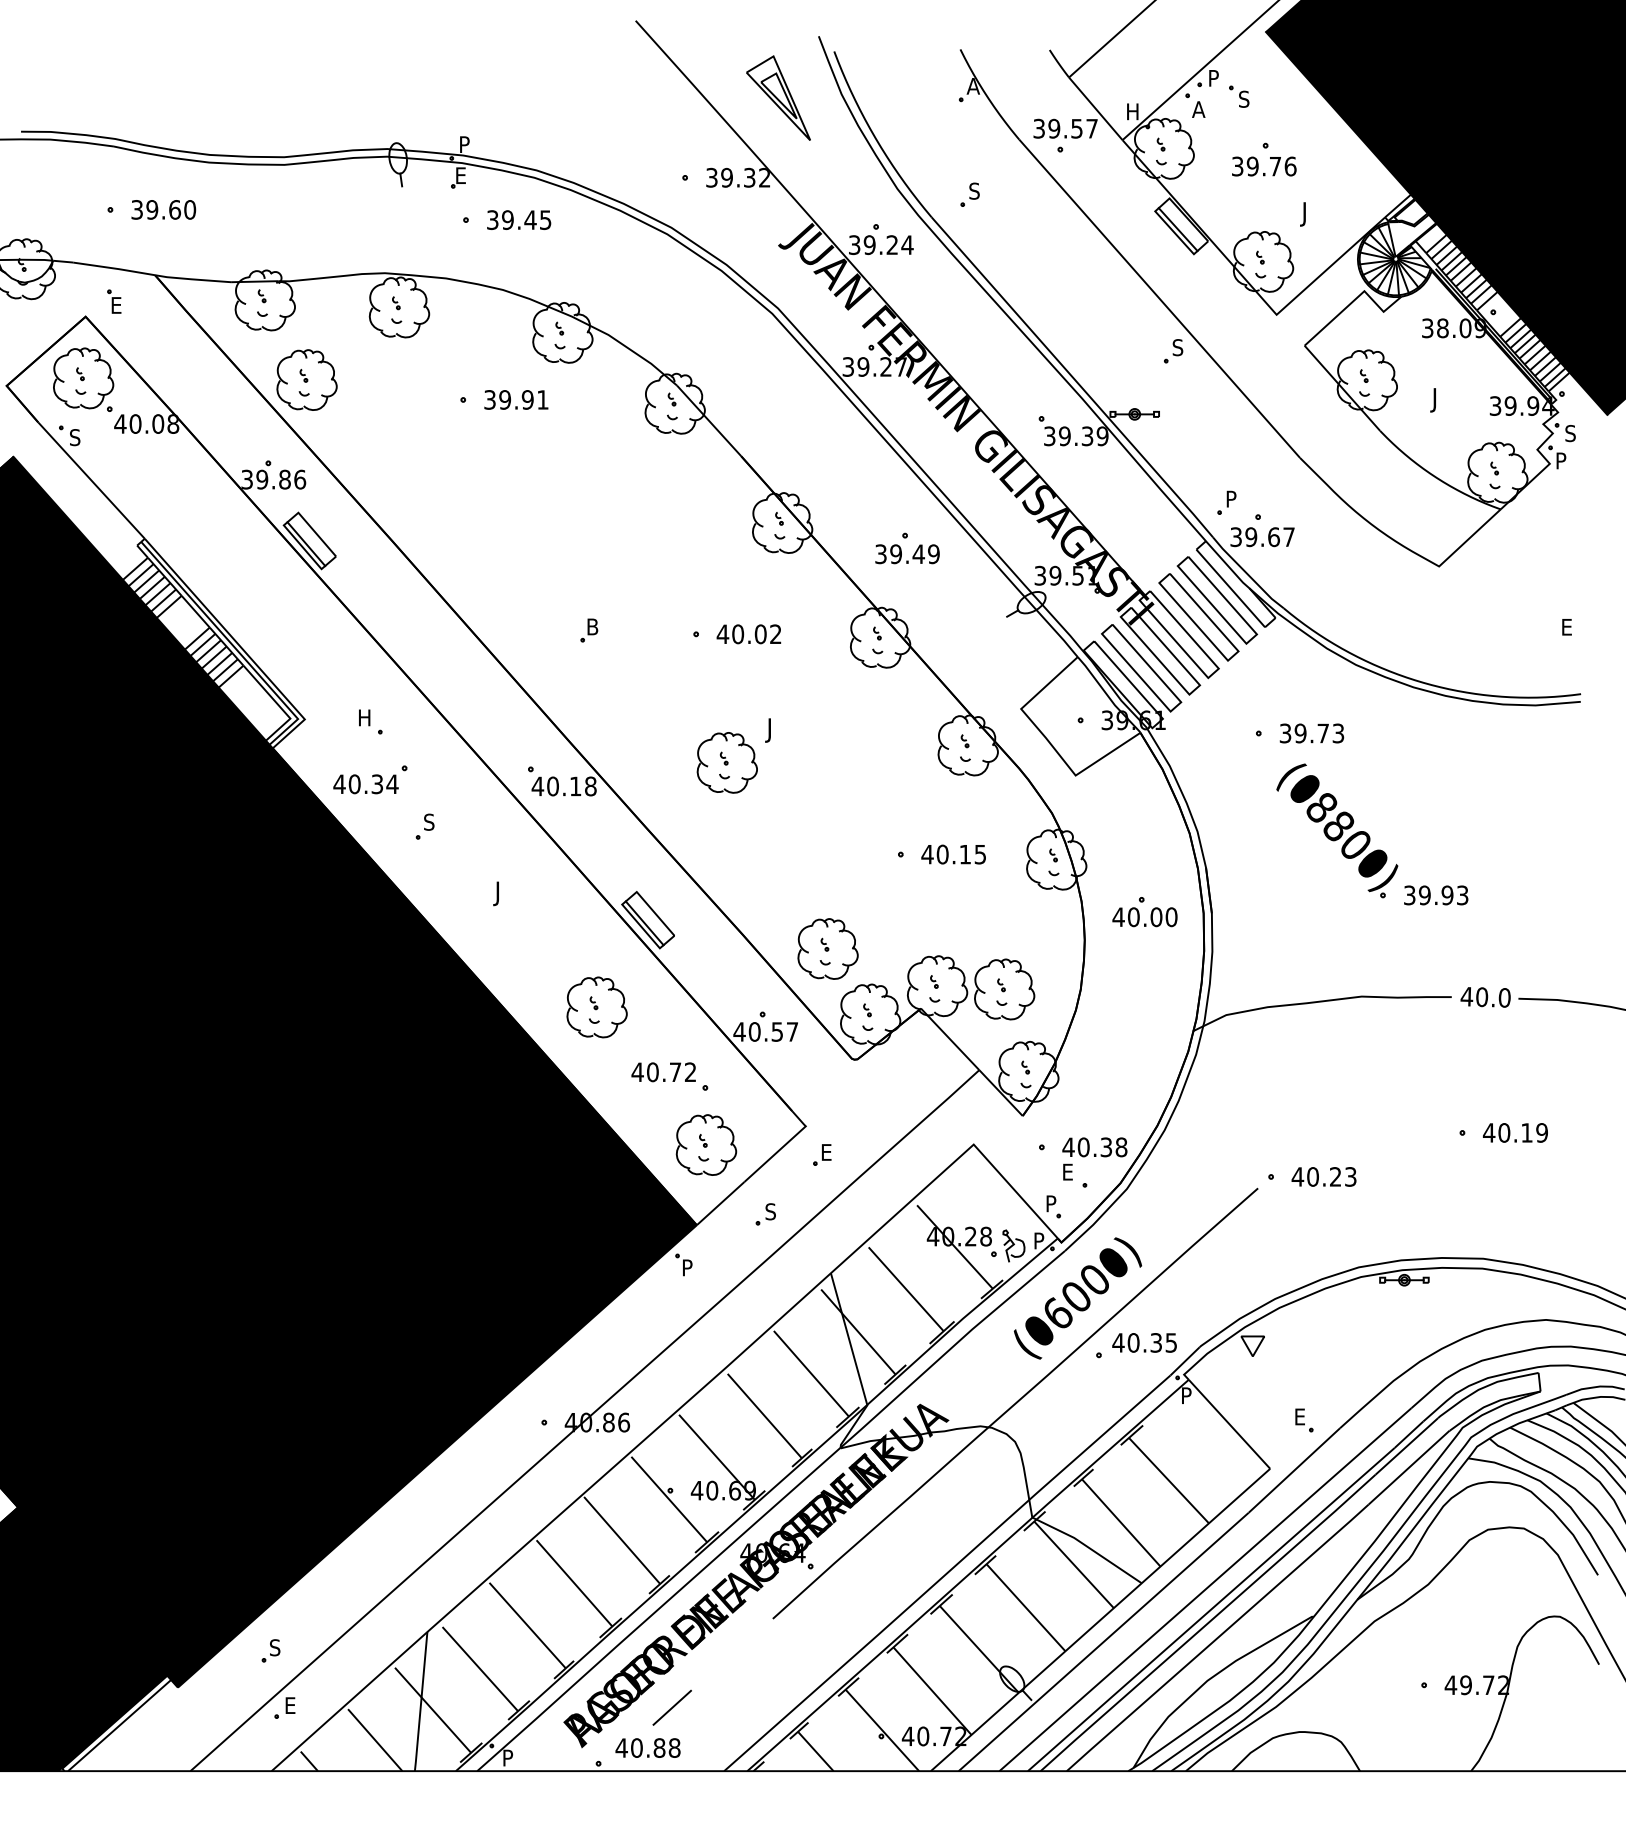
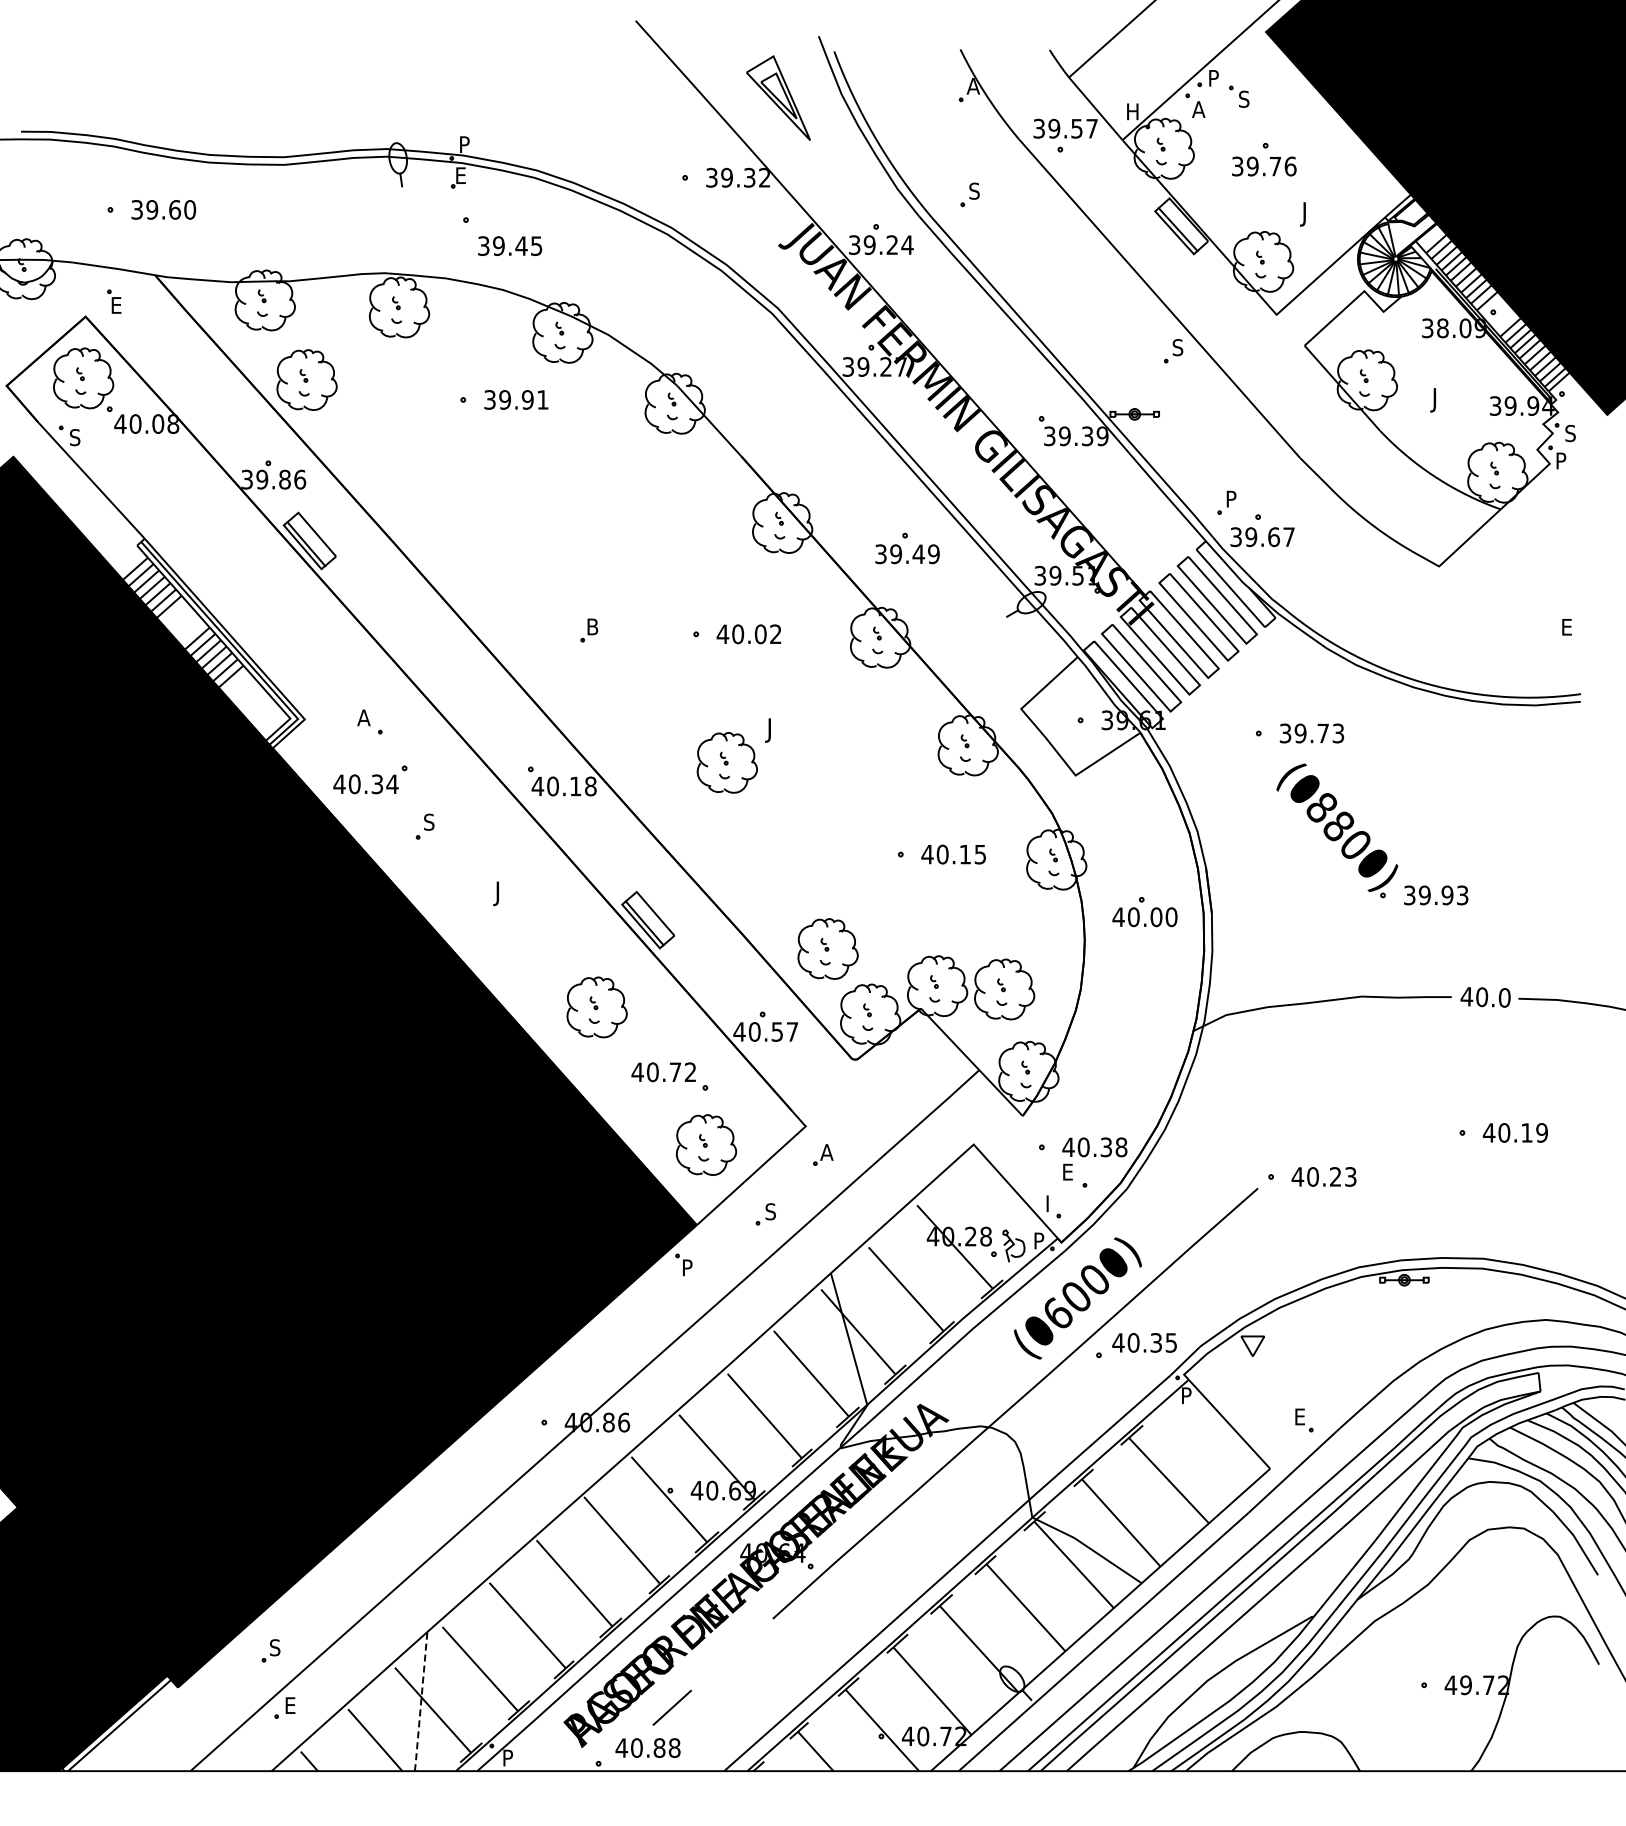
text position: (519, 219) -> (510, 245) (510, 245)
text: H -> A (363, 717)
text: E -> A (826, 1152)
text: P -> I (1052, 1200)
line: solid -> dashed (421, 1702)
